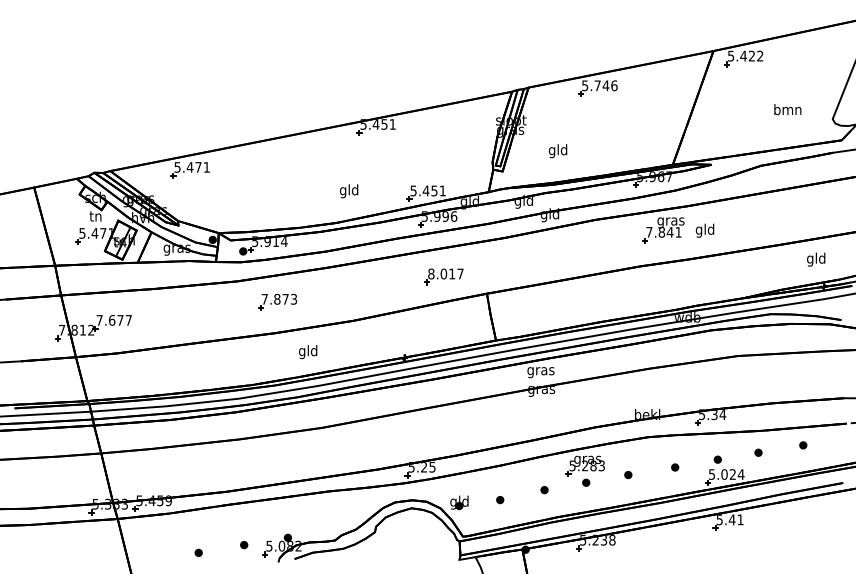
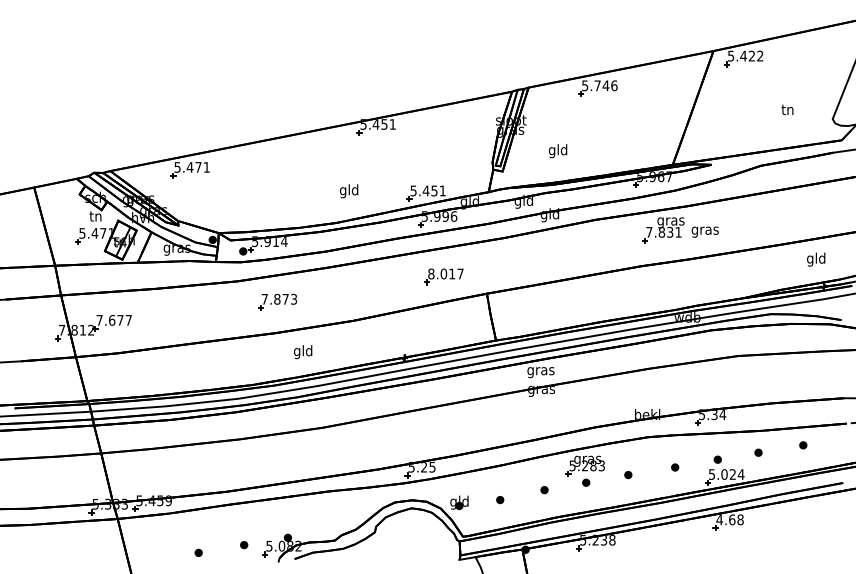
text: bmn -> tn (787, 109)
text: gld -> gras (704, 230)
text: 7.841 -> 7.831 (669, 231)
text position: (308, 352) -> (303, 352) (303, 352)
text: 5.41 -> 4.68 (729, 519)
